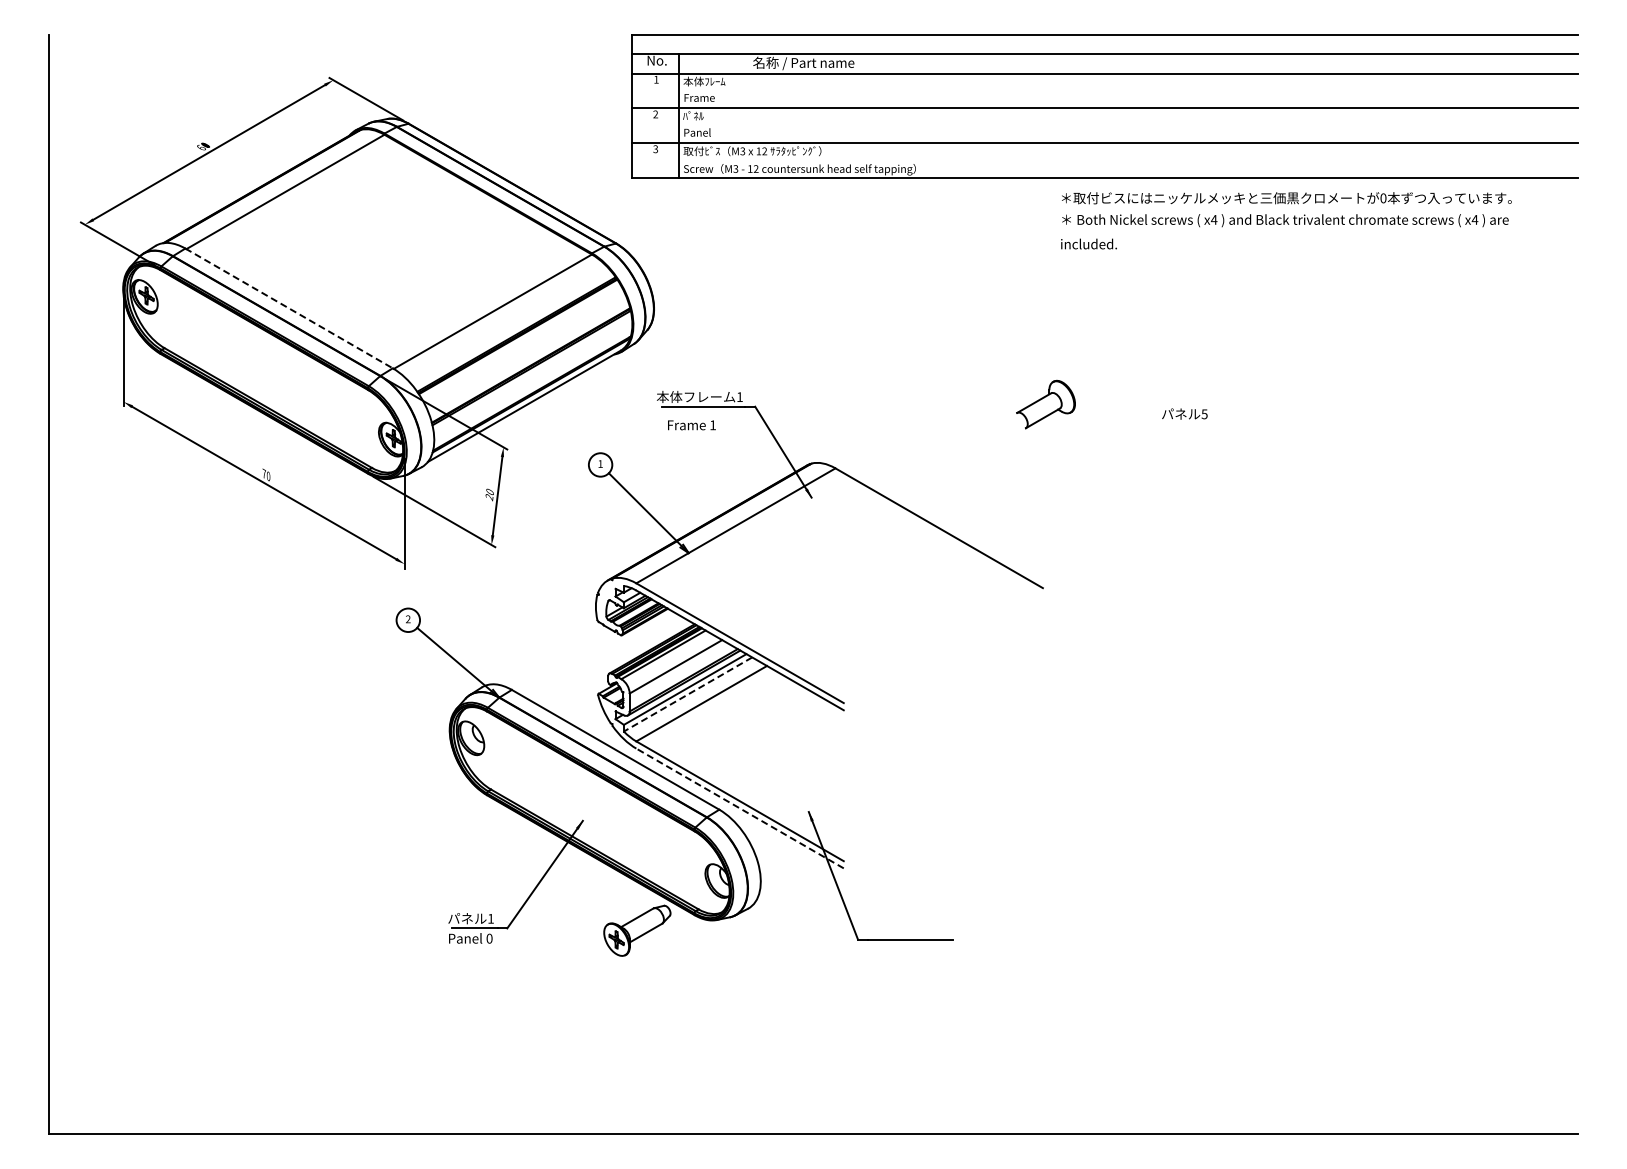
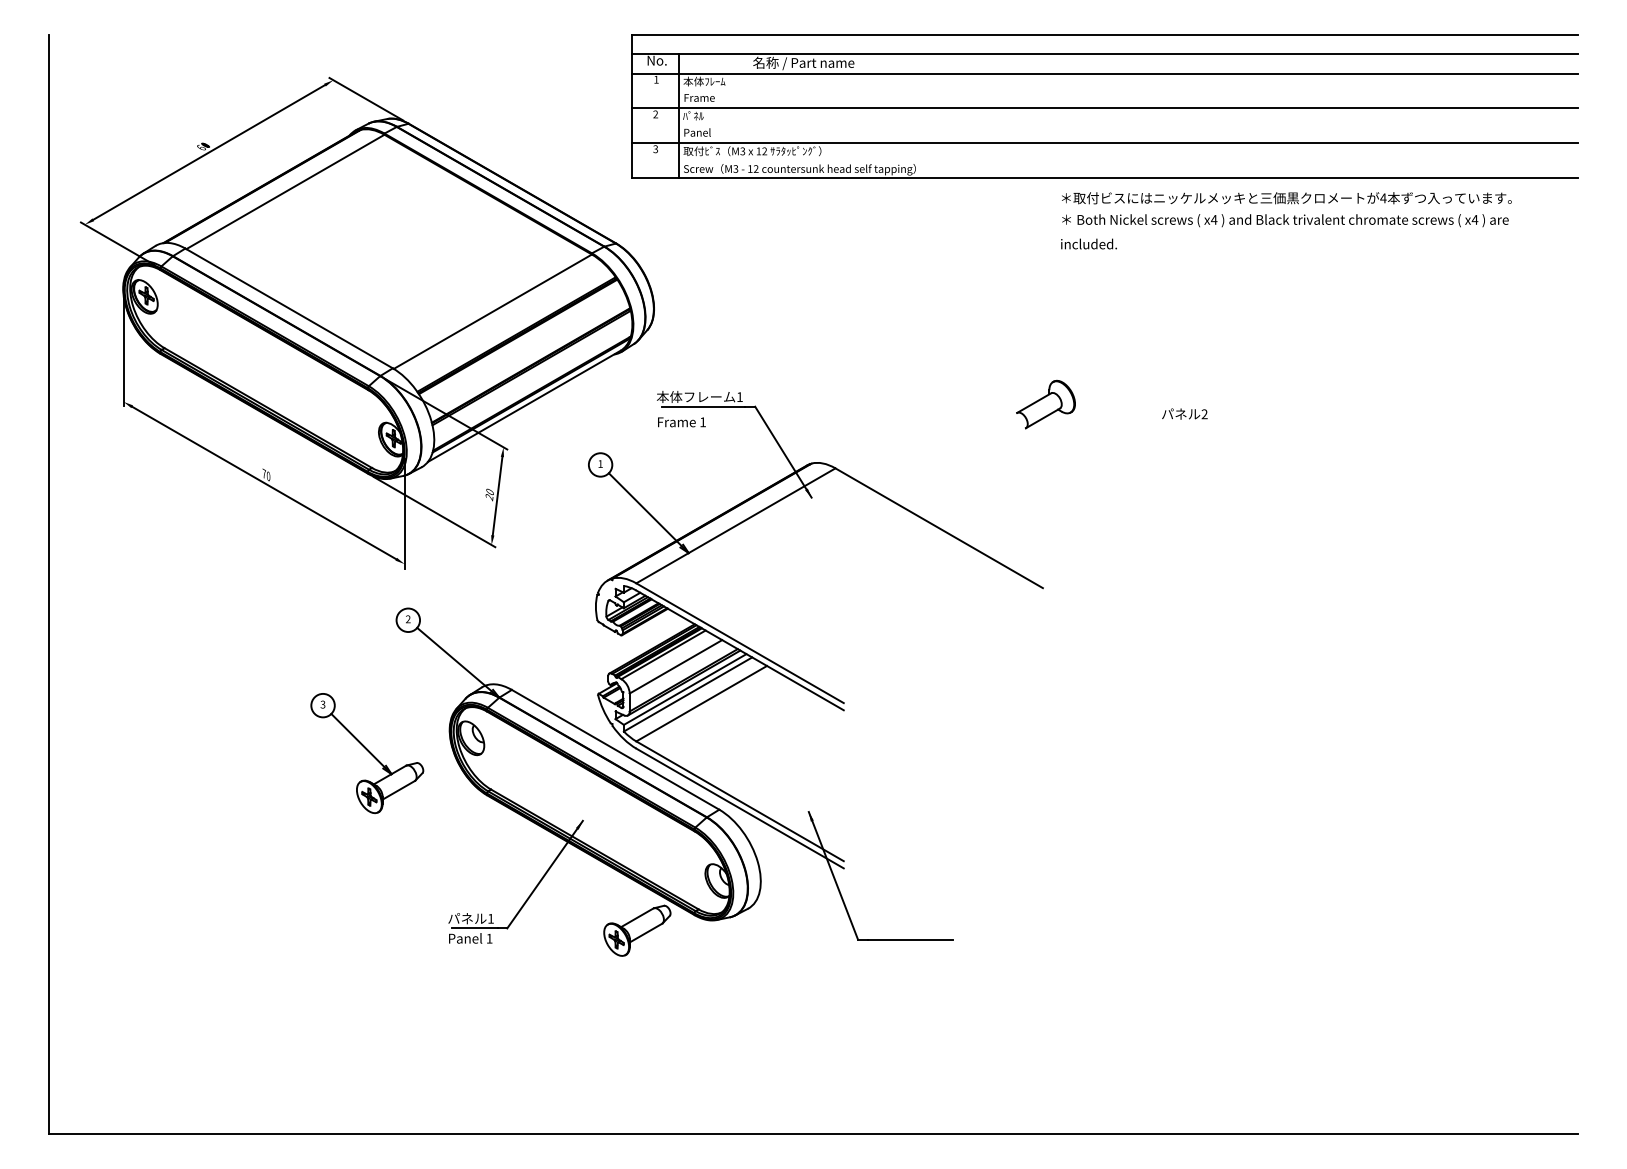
text: 0 -> 4 (1383, 198)
line: dashed -> solid (289, 308)
text: 5 -> 2 (1204, 414)
text position: (691, 425) -> (681, 422) (681, 422)
line: dashed -> solid (687, 694)
part: none -> present (367, 753)
line: dashed -> solid (740, 808)
text: 0 -> 1 (489, 938)
